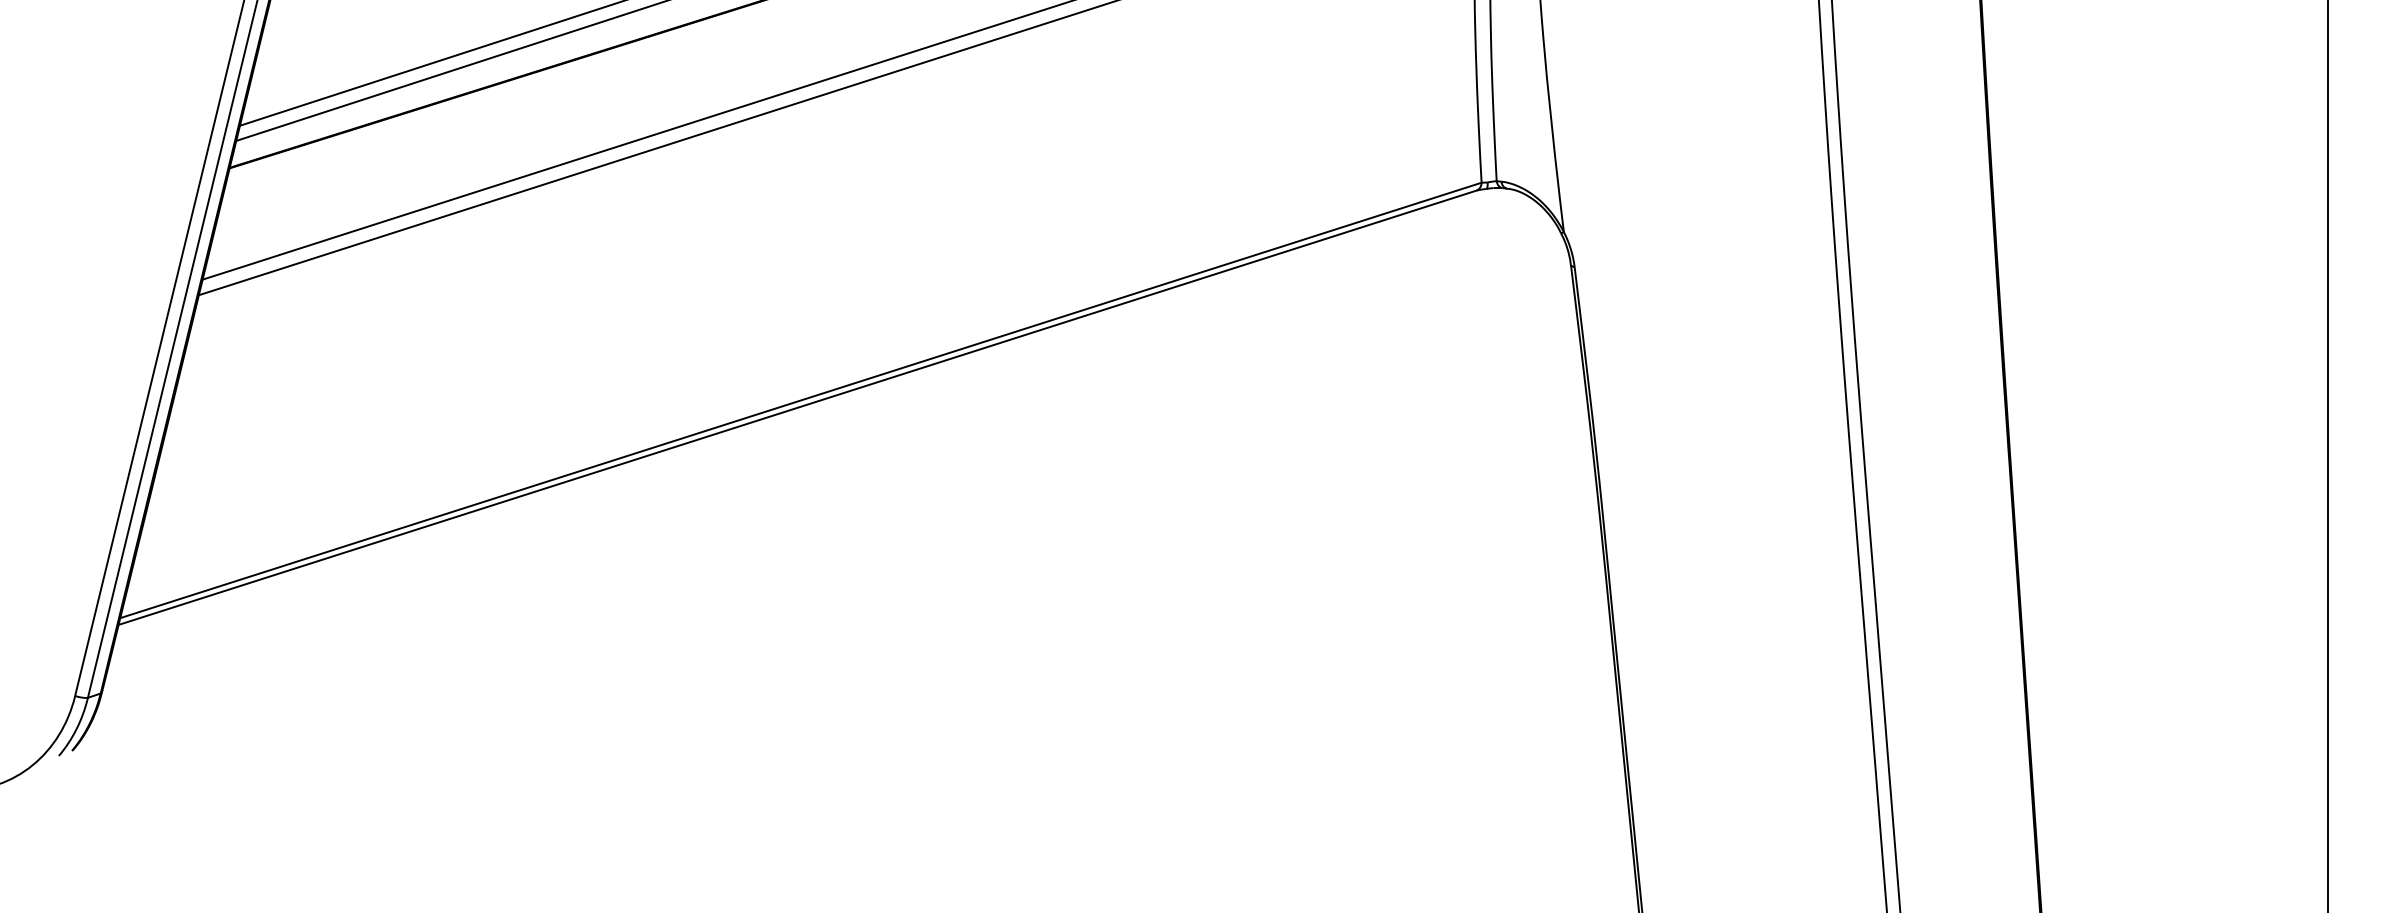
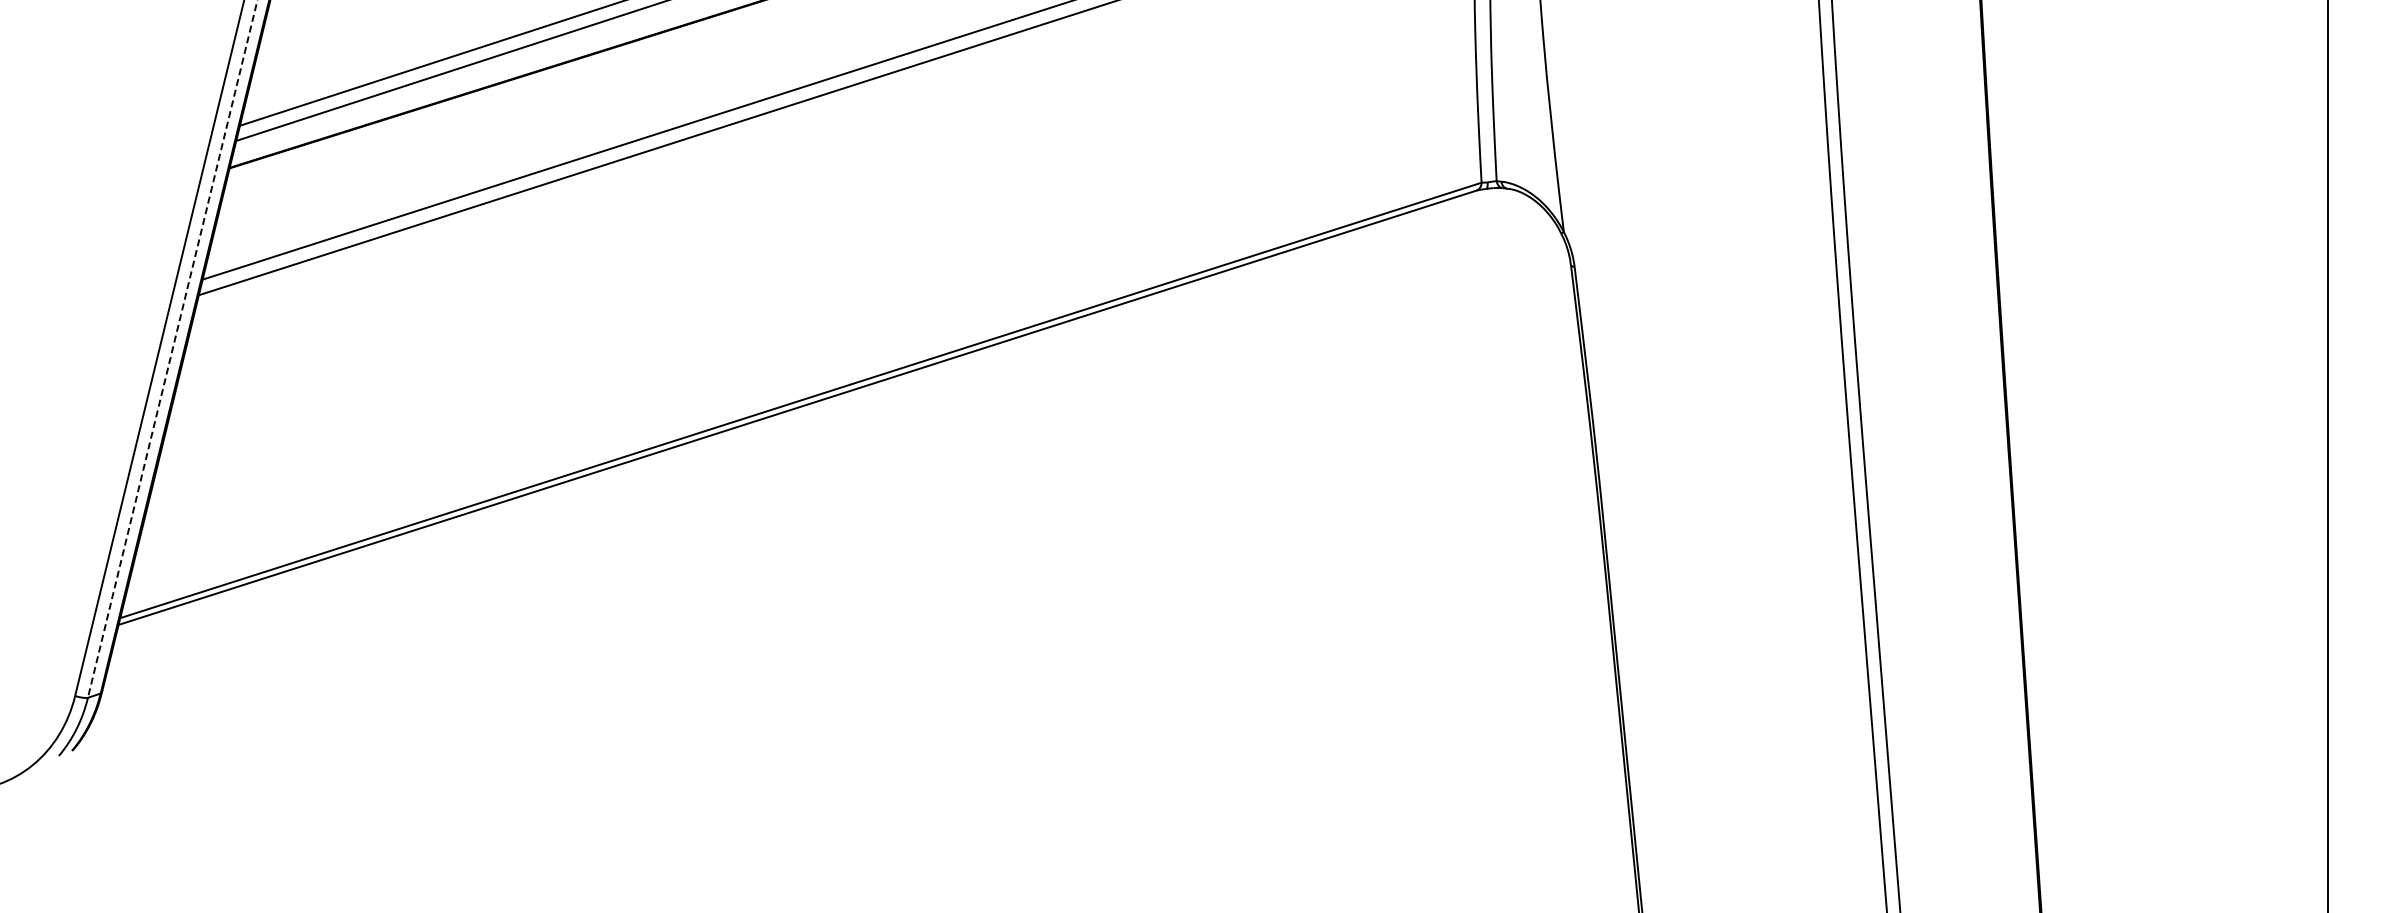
line: solid -> dashed (172, 349)
